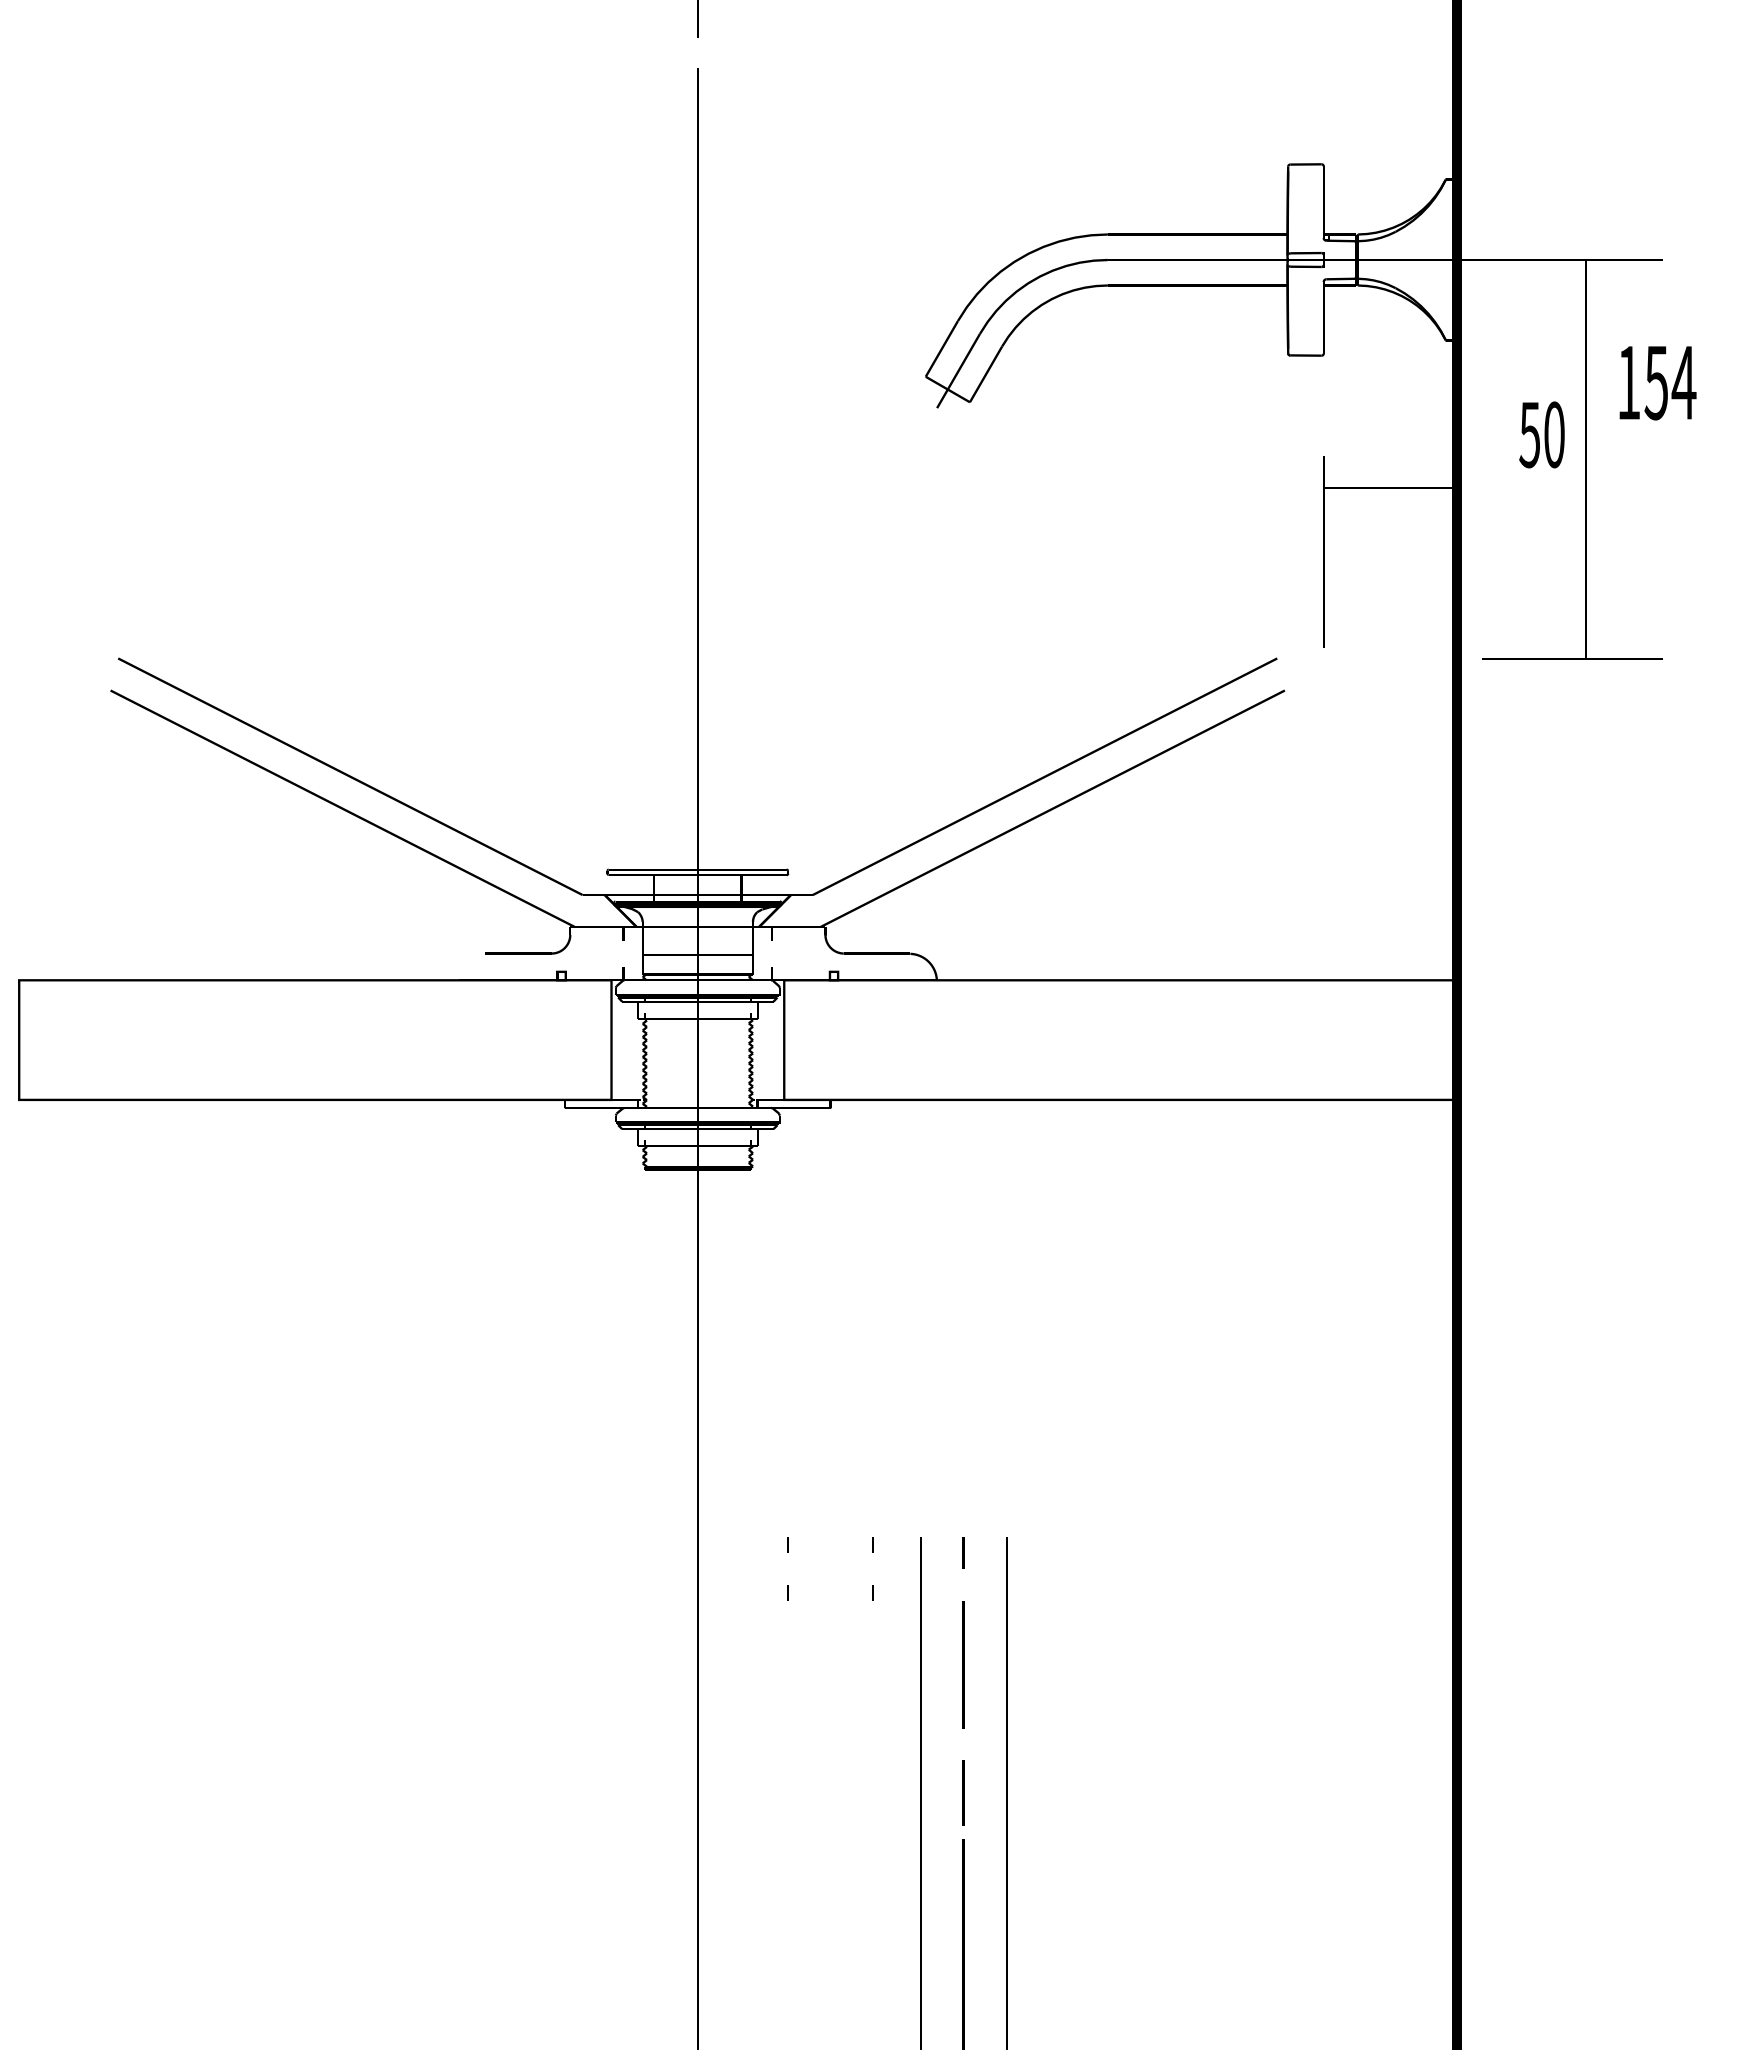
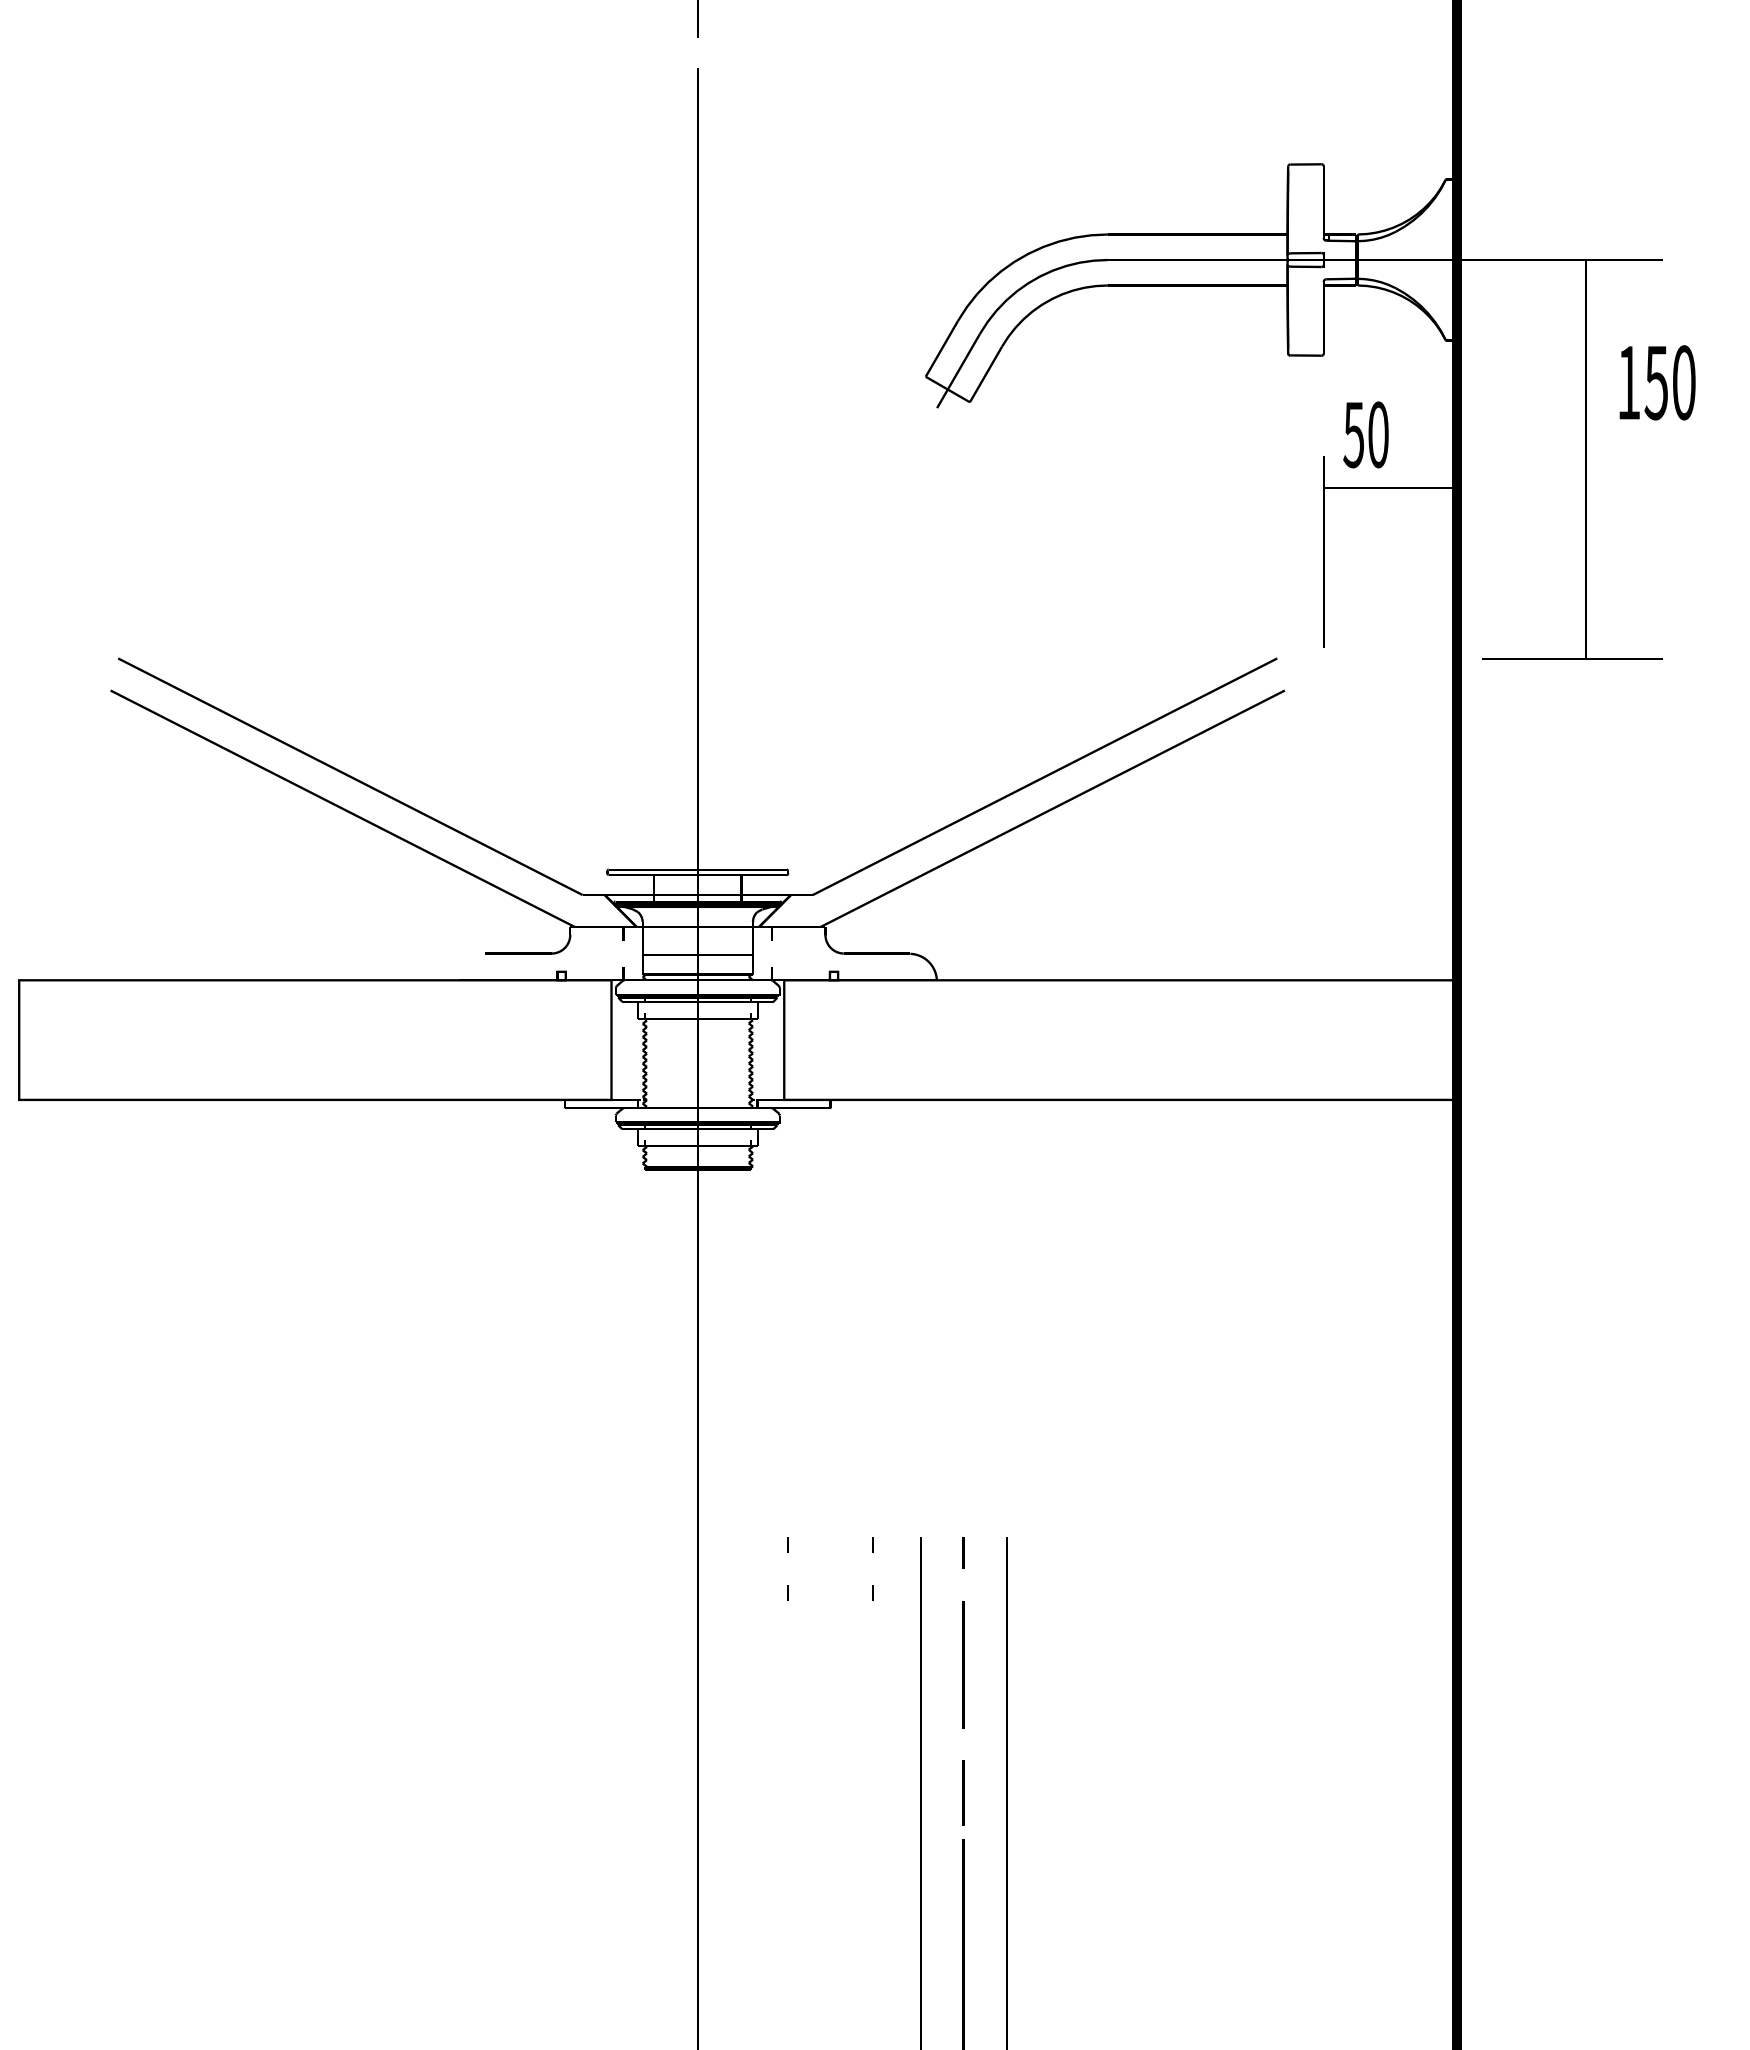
text: 154 -> 150 (1683, 382)
text position: (1541, 434) -> (1365, 434) (1365, 434)
